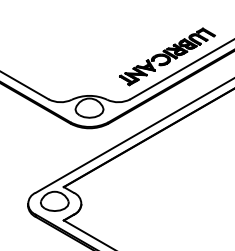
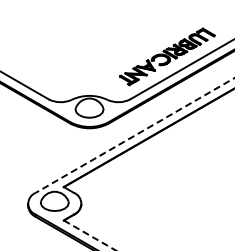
line: solid -> dashed (135, 135)
line: solid -> dashed (90, 235)
